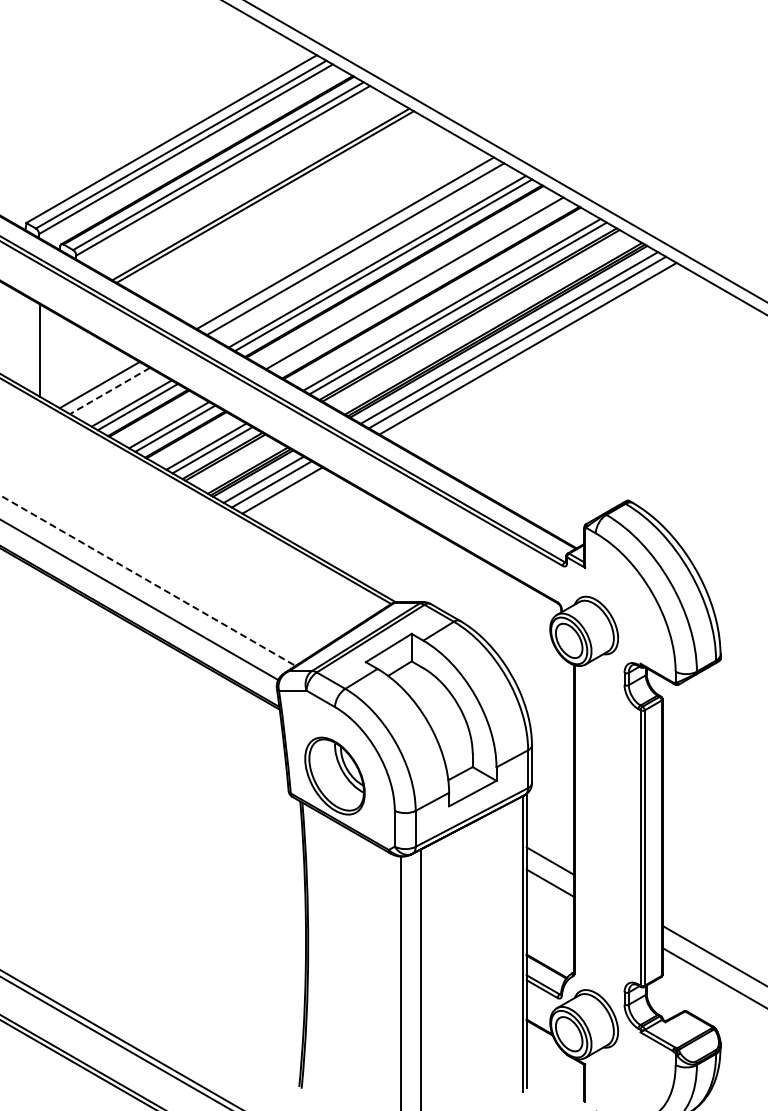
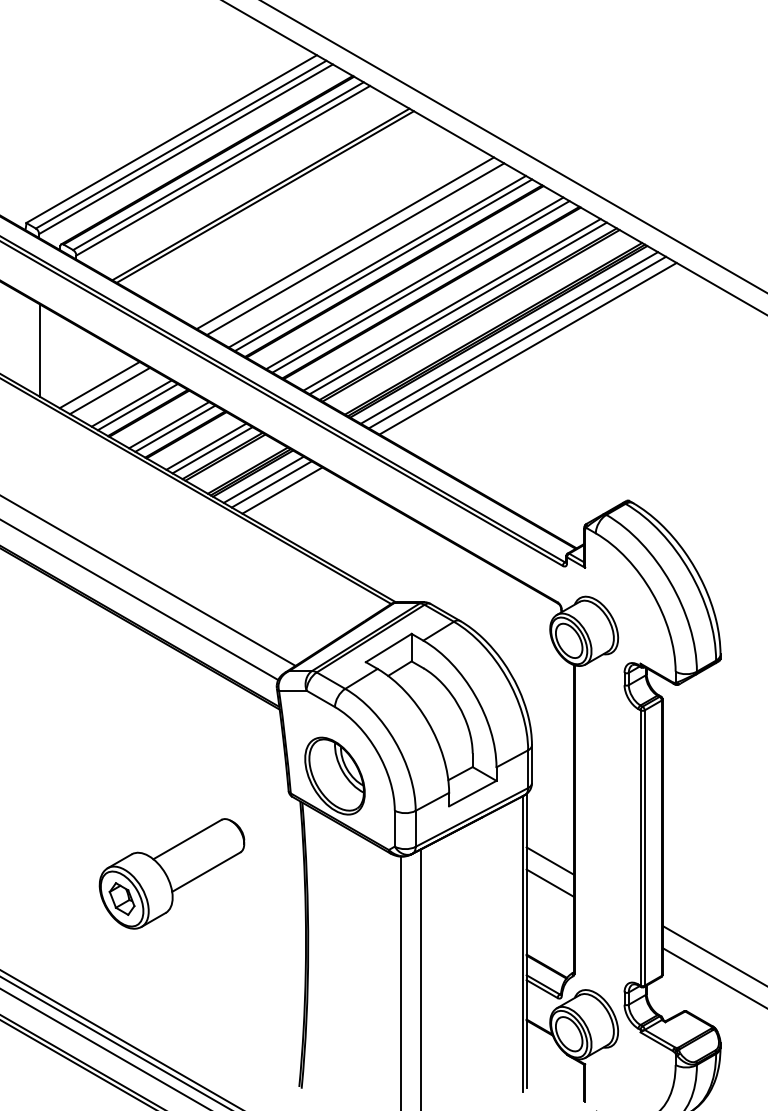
line position: (505, 151) -> (513, 146) (513, 146)
line: none -> present (420, 286)
line: dashed -> solid (109, 391)
line: dashed -> solid (148, 580)
part: none -> present (171, 873)
line: none -> present (104, 1048)
